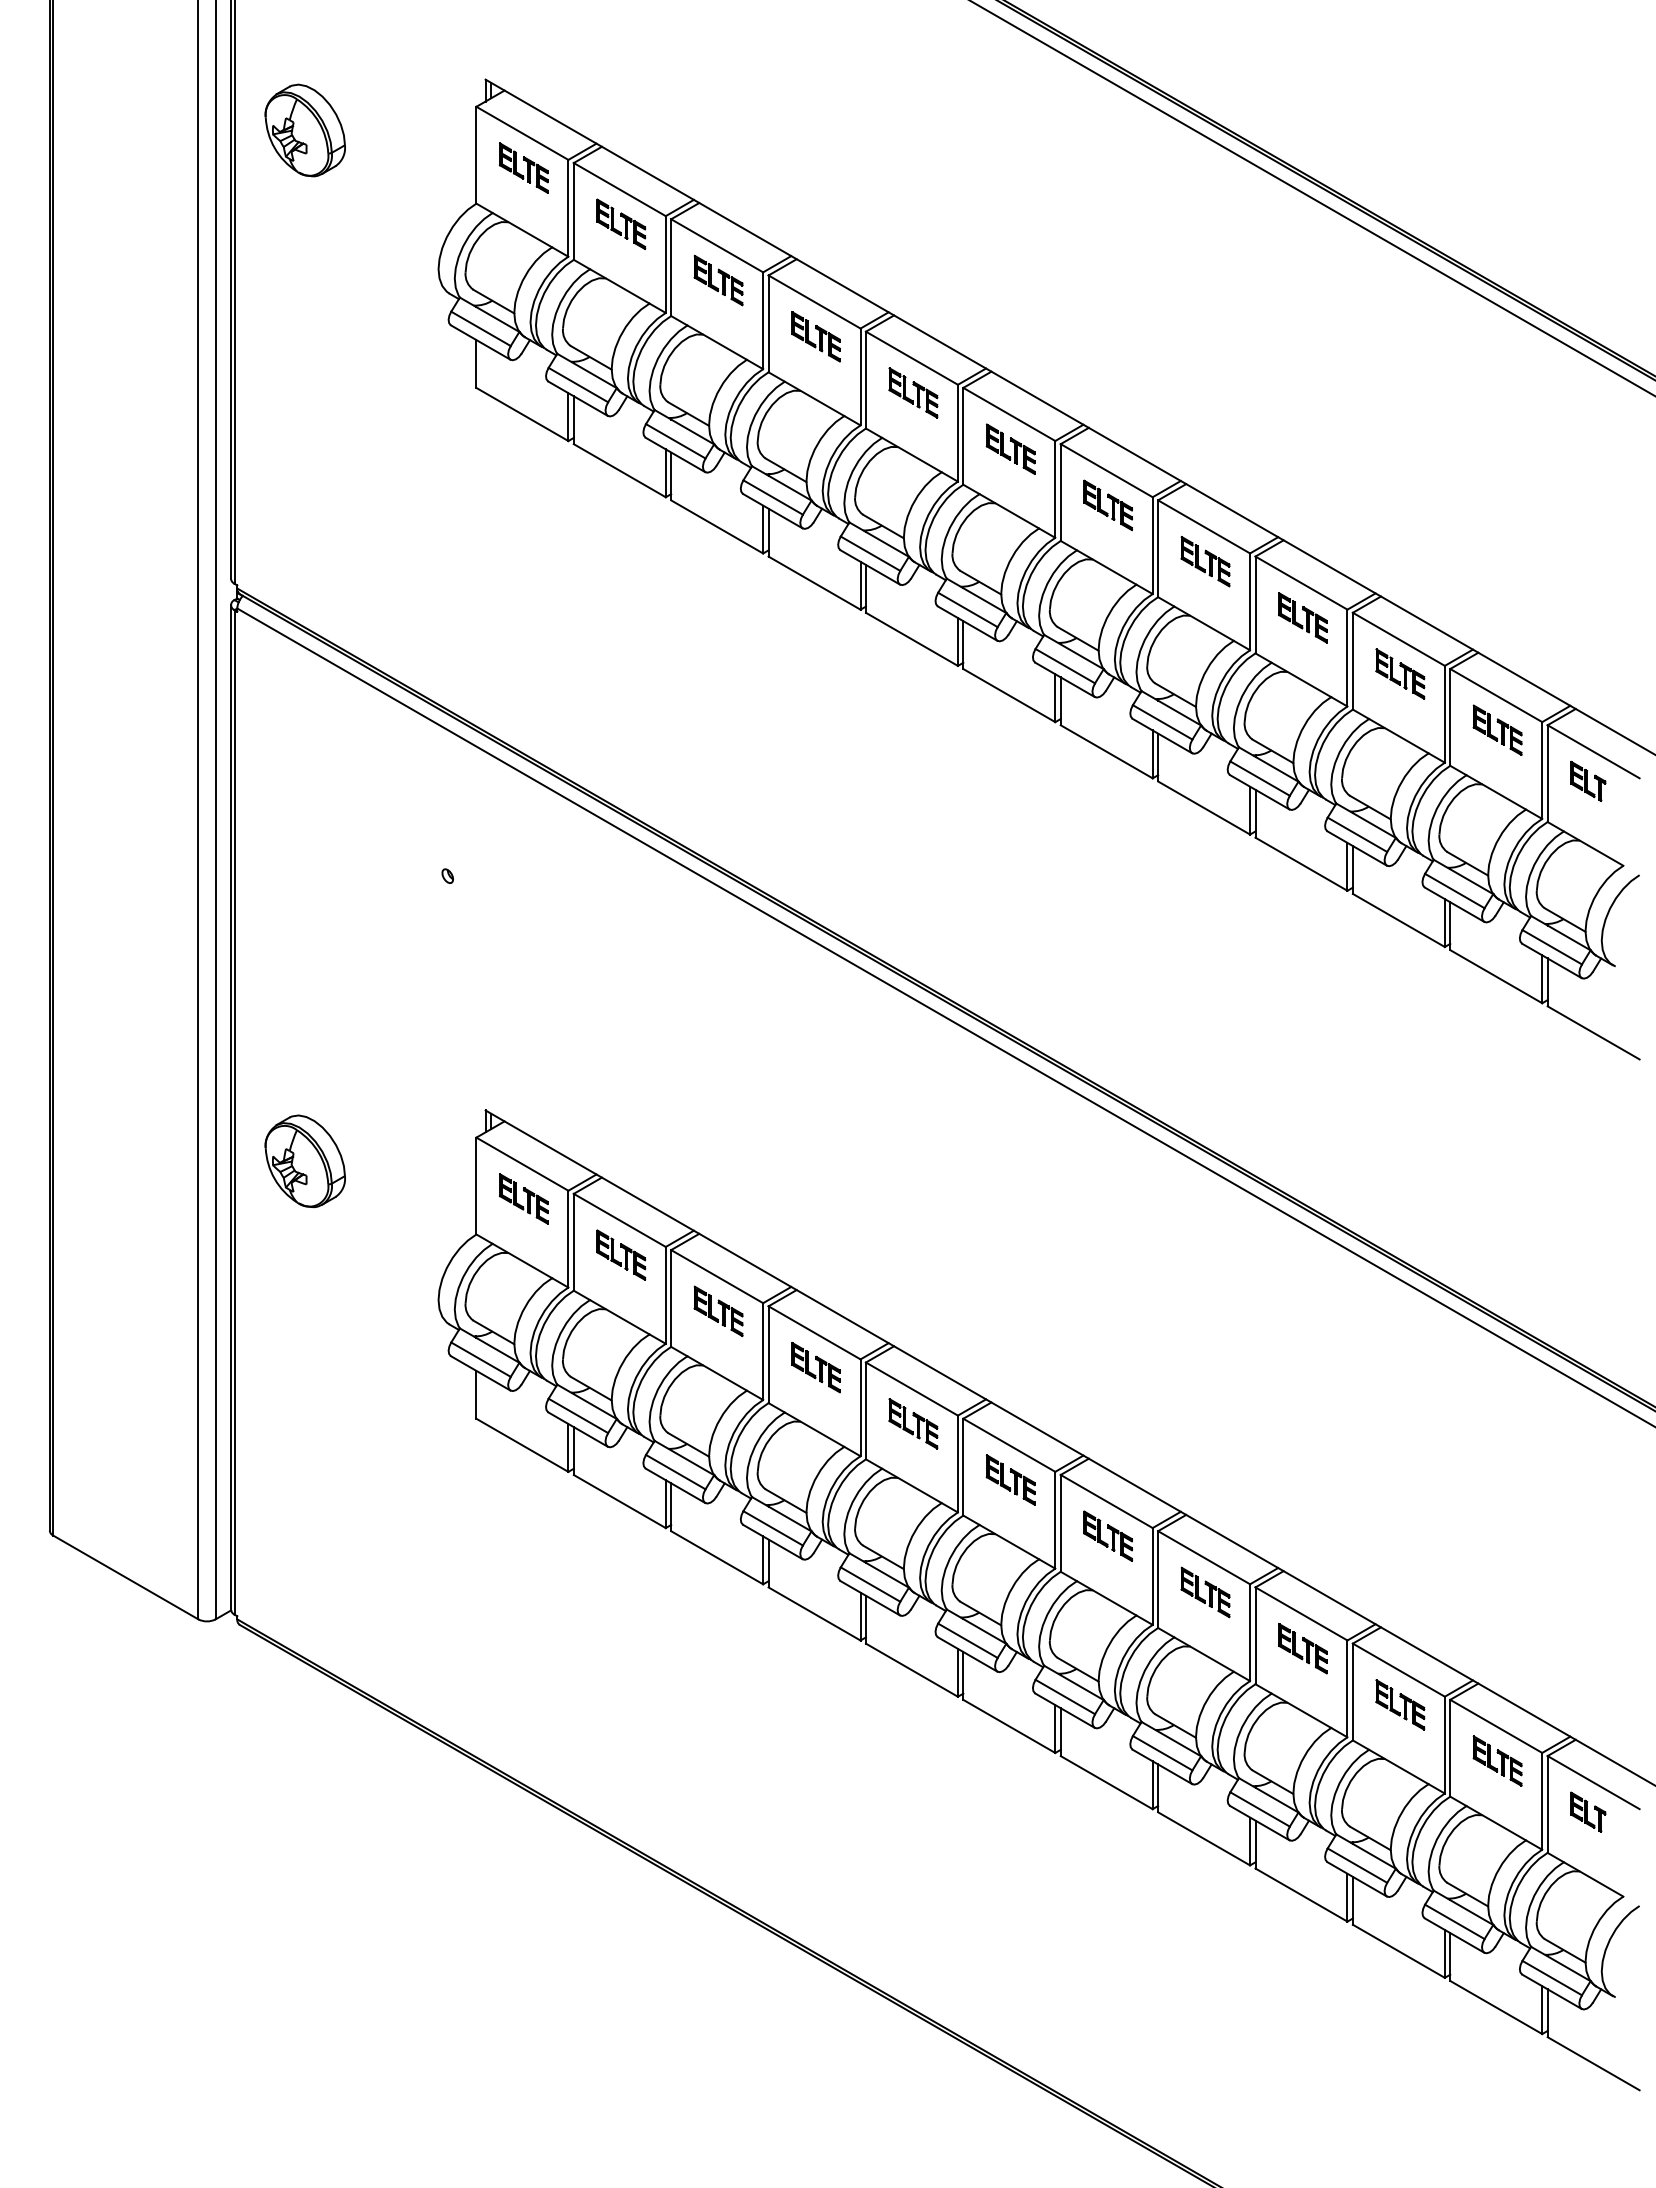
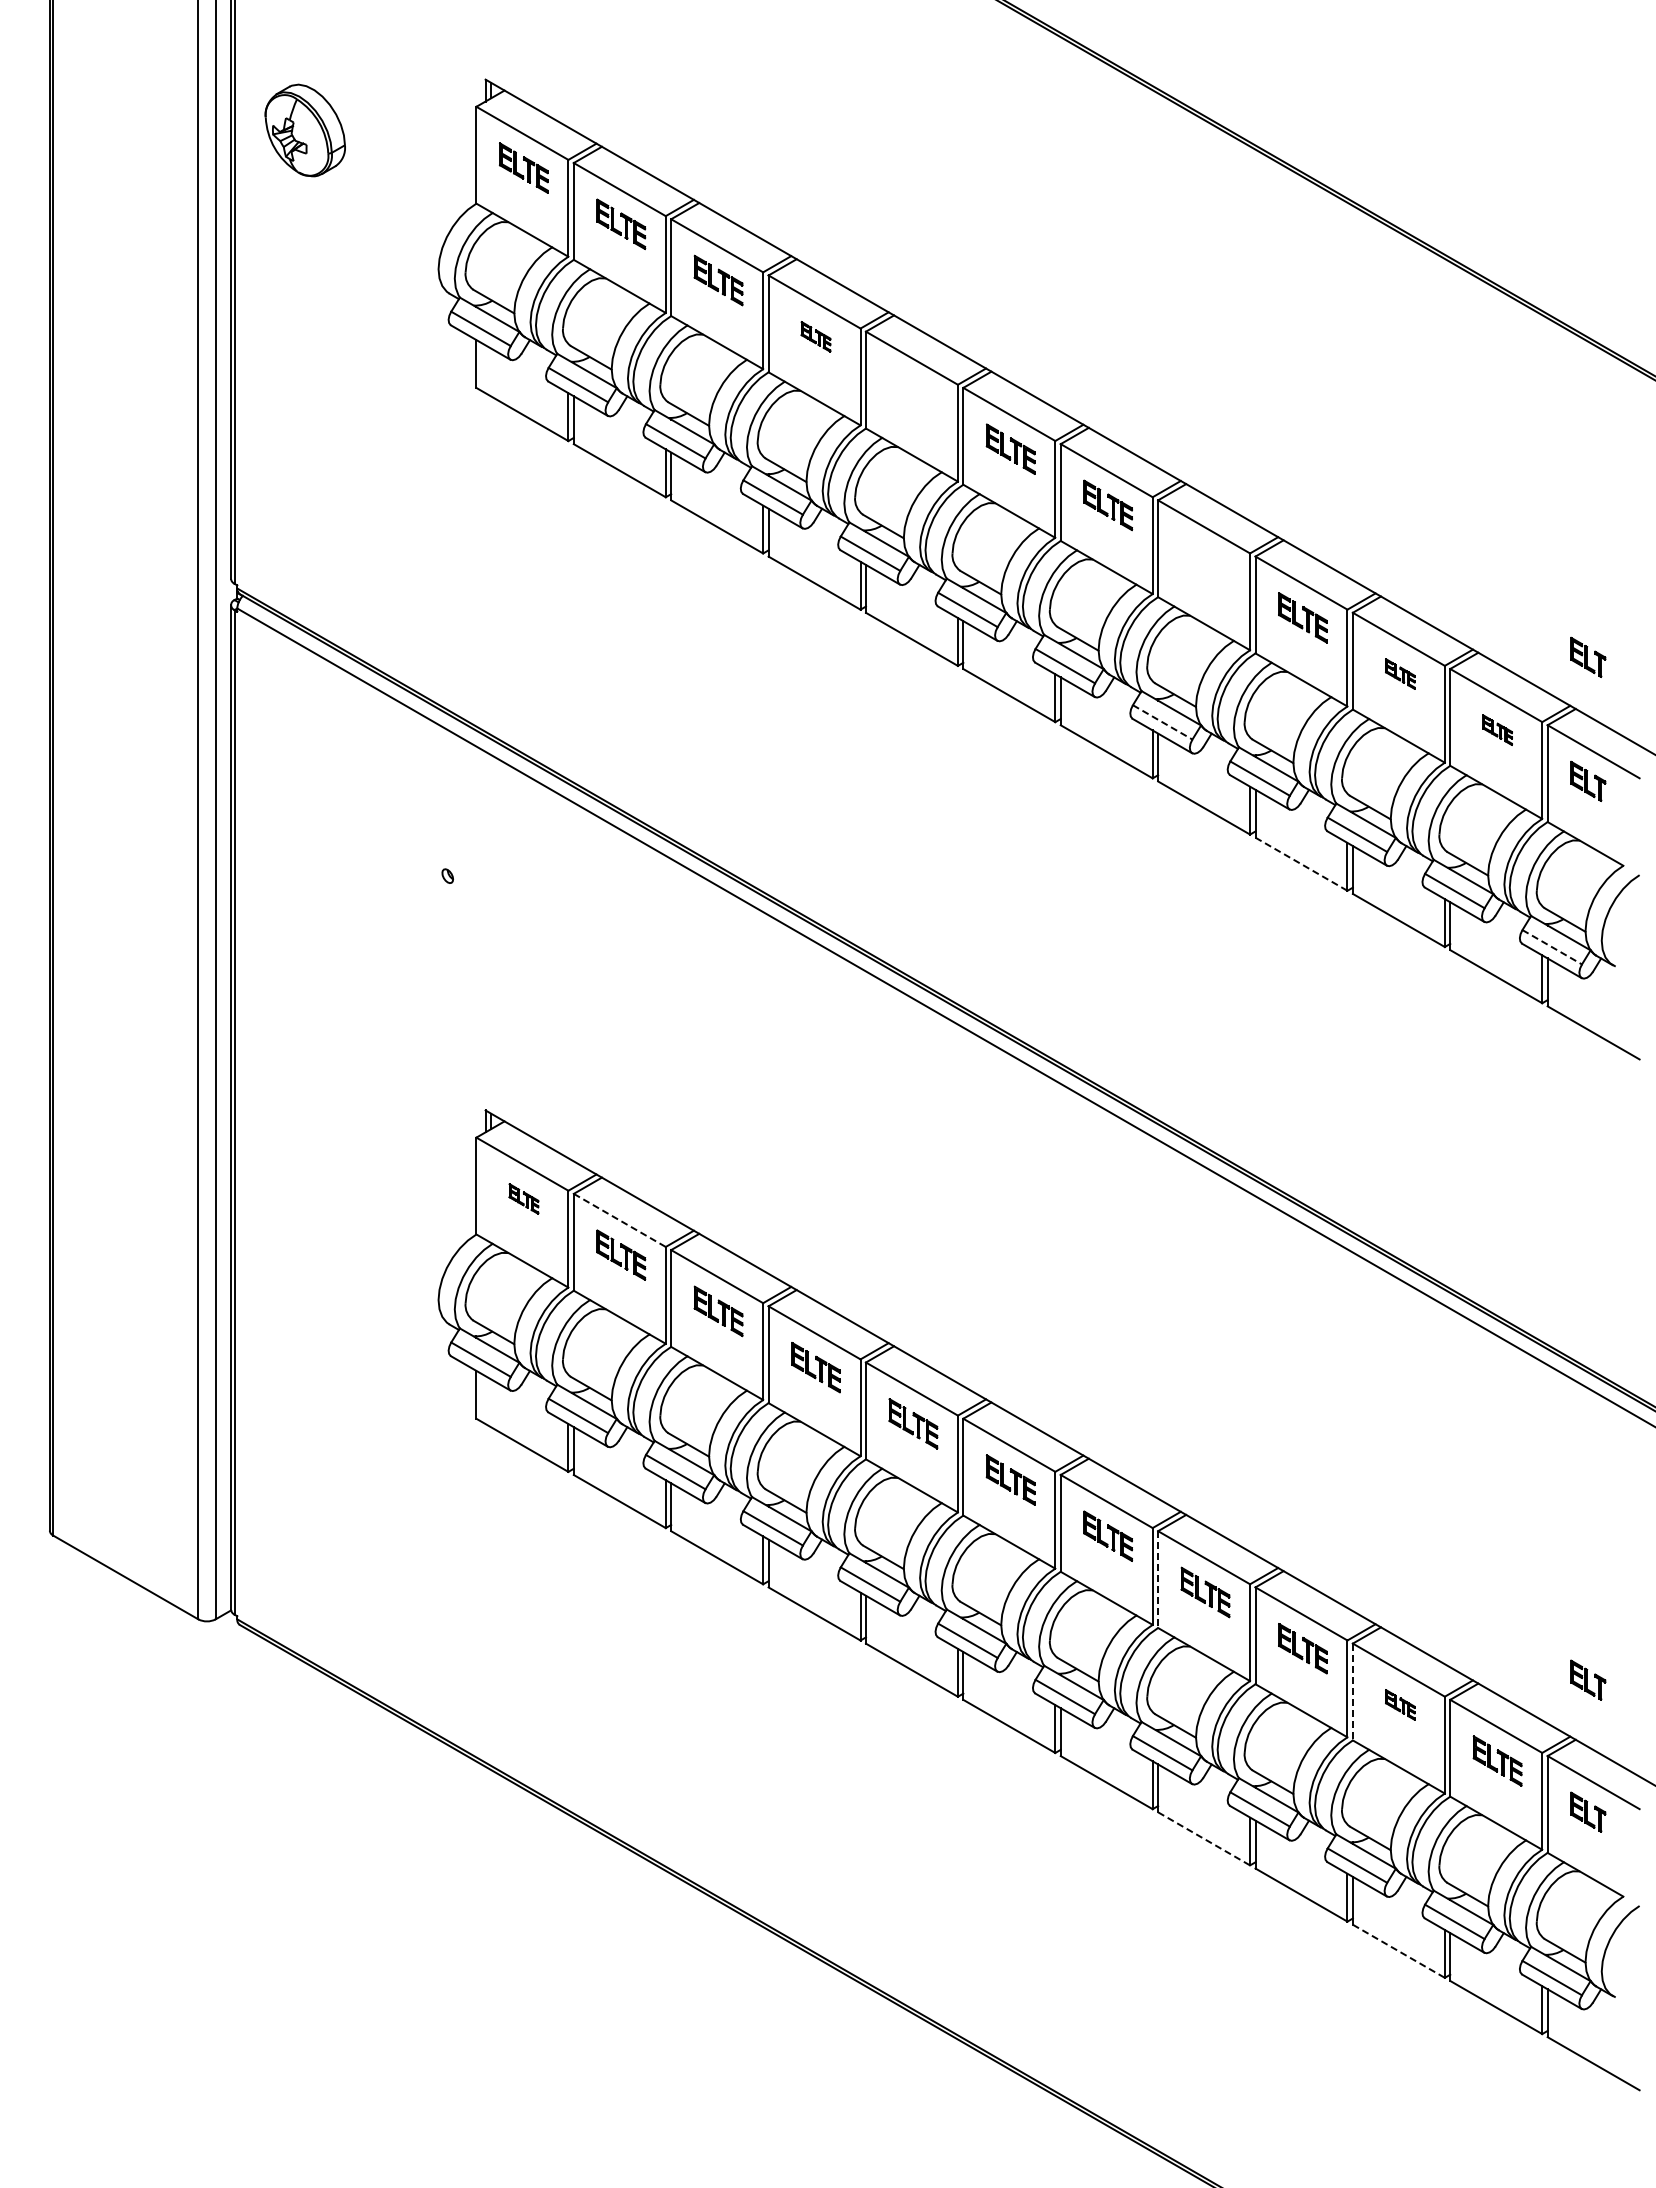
line: present -> none (1312, 198)
part size: 50x52 px -> 32x32 px (815, 336)
part: present -> none (913, 392)
part: present -> none (1205, 561)
part: none -> present (1588, 656)
part size: 51x52 px -> 31x32 px (1400, 673)
line: solid -> dashed (1163, 722)
part size: 51x52 px -> 31x32 px (1497, 729)
line: solid -> dashed (1301, 864)
line: solid -> dashed (1552, 947)
part: present -> none (304, 1161)
part size: 50x52 px -> 32x32 px (523, 1198)
line: solid -> dashed (620, 1220)
line: solid -> dashed (1158, 1580)
part: none -> present (1588, 1679)
line: solid -> dashed (1352, 1692)
part size: 51x52 px -> 31x32 px (1400, 1704)
line: solid -> dashed (1204, 1839)
line: solid -> dashed (1399, 1951)
